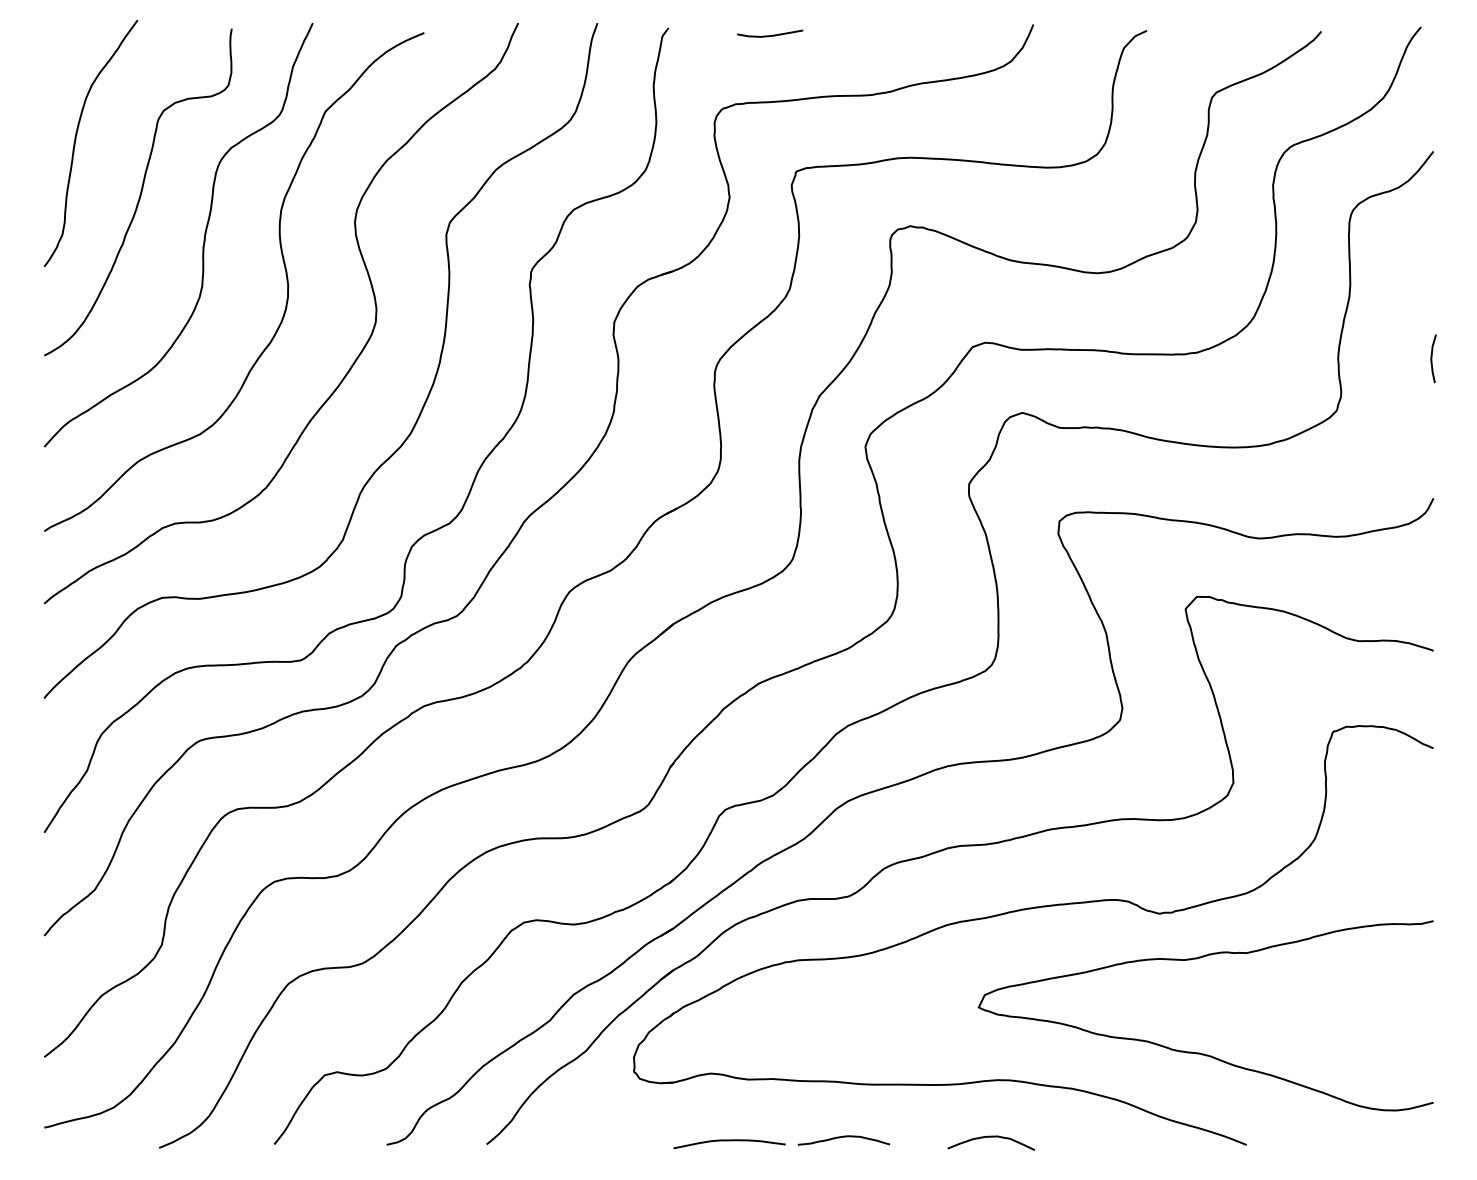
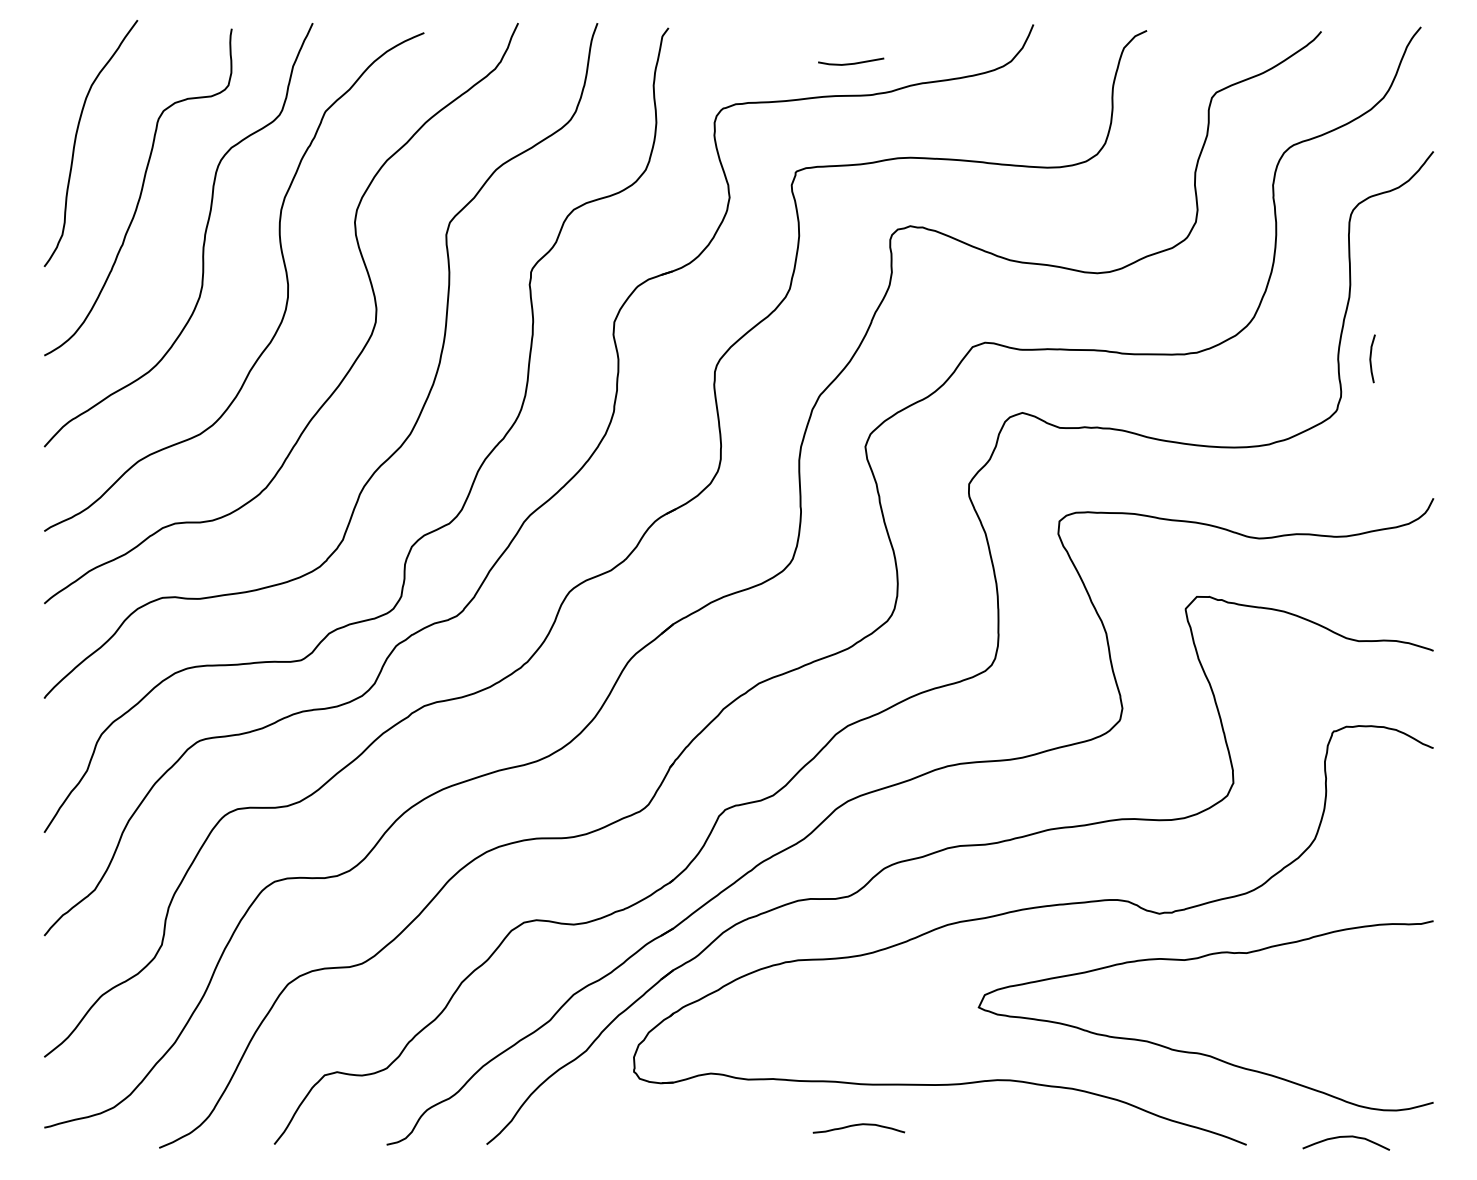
line position: (770, 35) -> (851, 63) (851, 63)
curve position: (1432, 358) -> (1371, 358) (1371, 358)
curve position: (843, 1137) -> (858, 1125) (858, 1125)
curve position: (991, 1137) -> (1346, 1137) (1346, 1137)
curve: present -> none (729, 1141)
